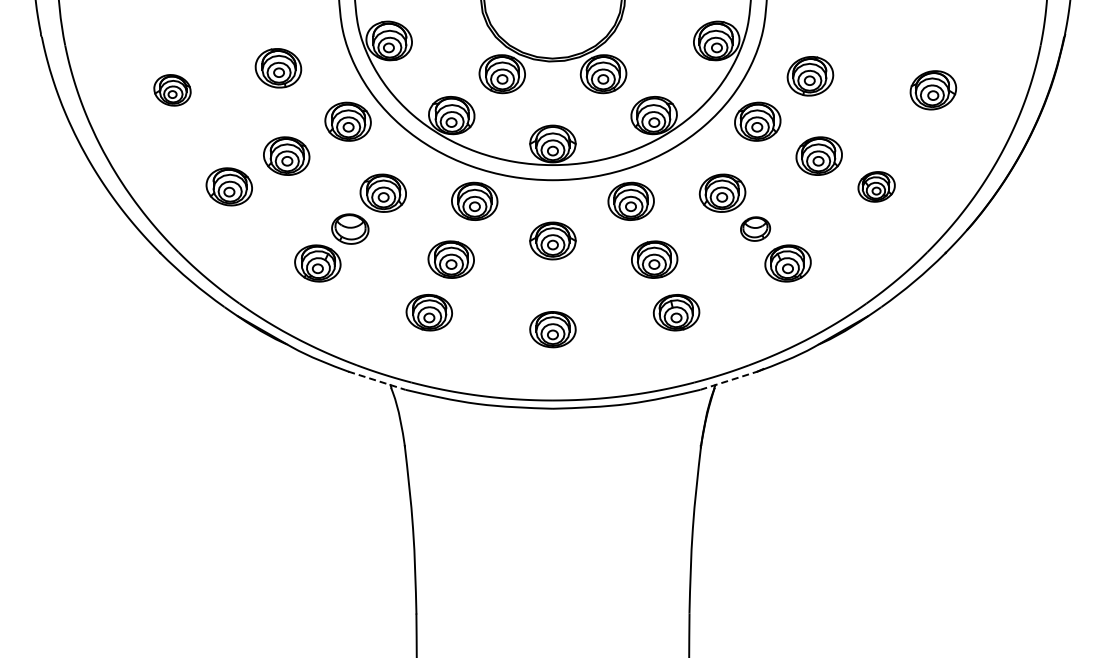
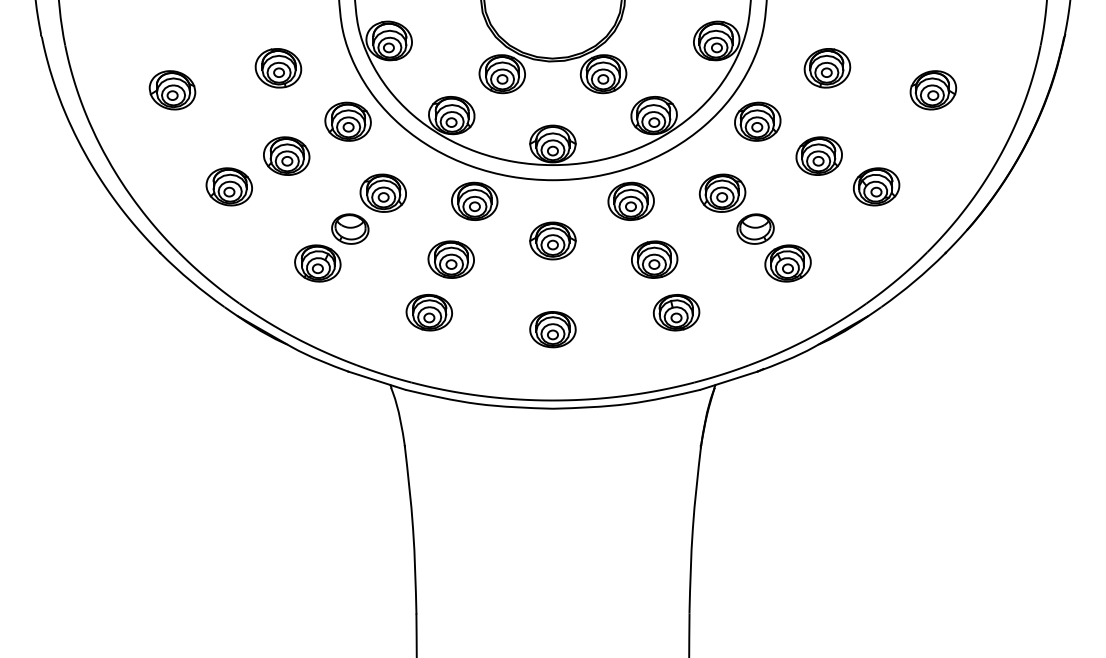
part position: (810, 76) -> (827, 68) (827, 68)
part size: 39x33 px -> 49x41 px (172, 90)
part size: 39x32 px -> 48x40 px (876, 186)
part size: 32x26 px -> 39x32 px (755, 228)
line: dashed -> solid (377, 380)
line: dashed -> solid (729, 380)
